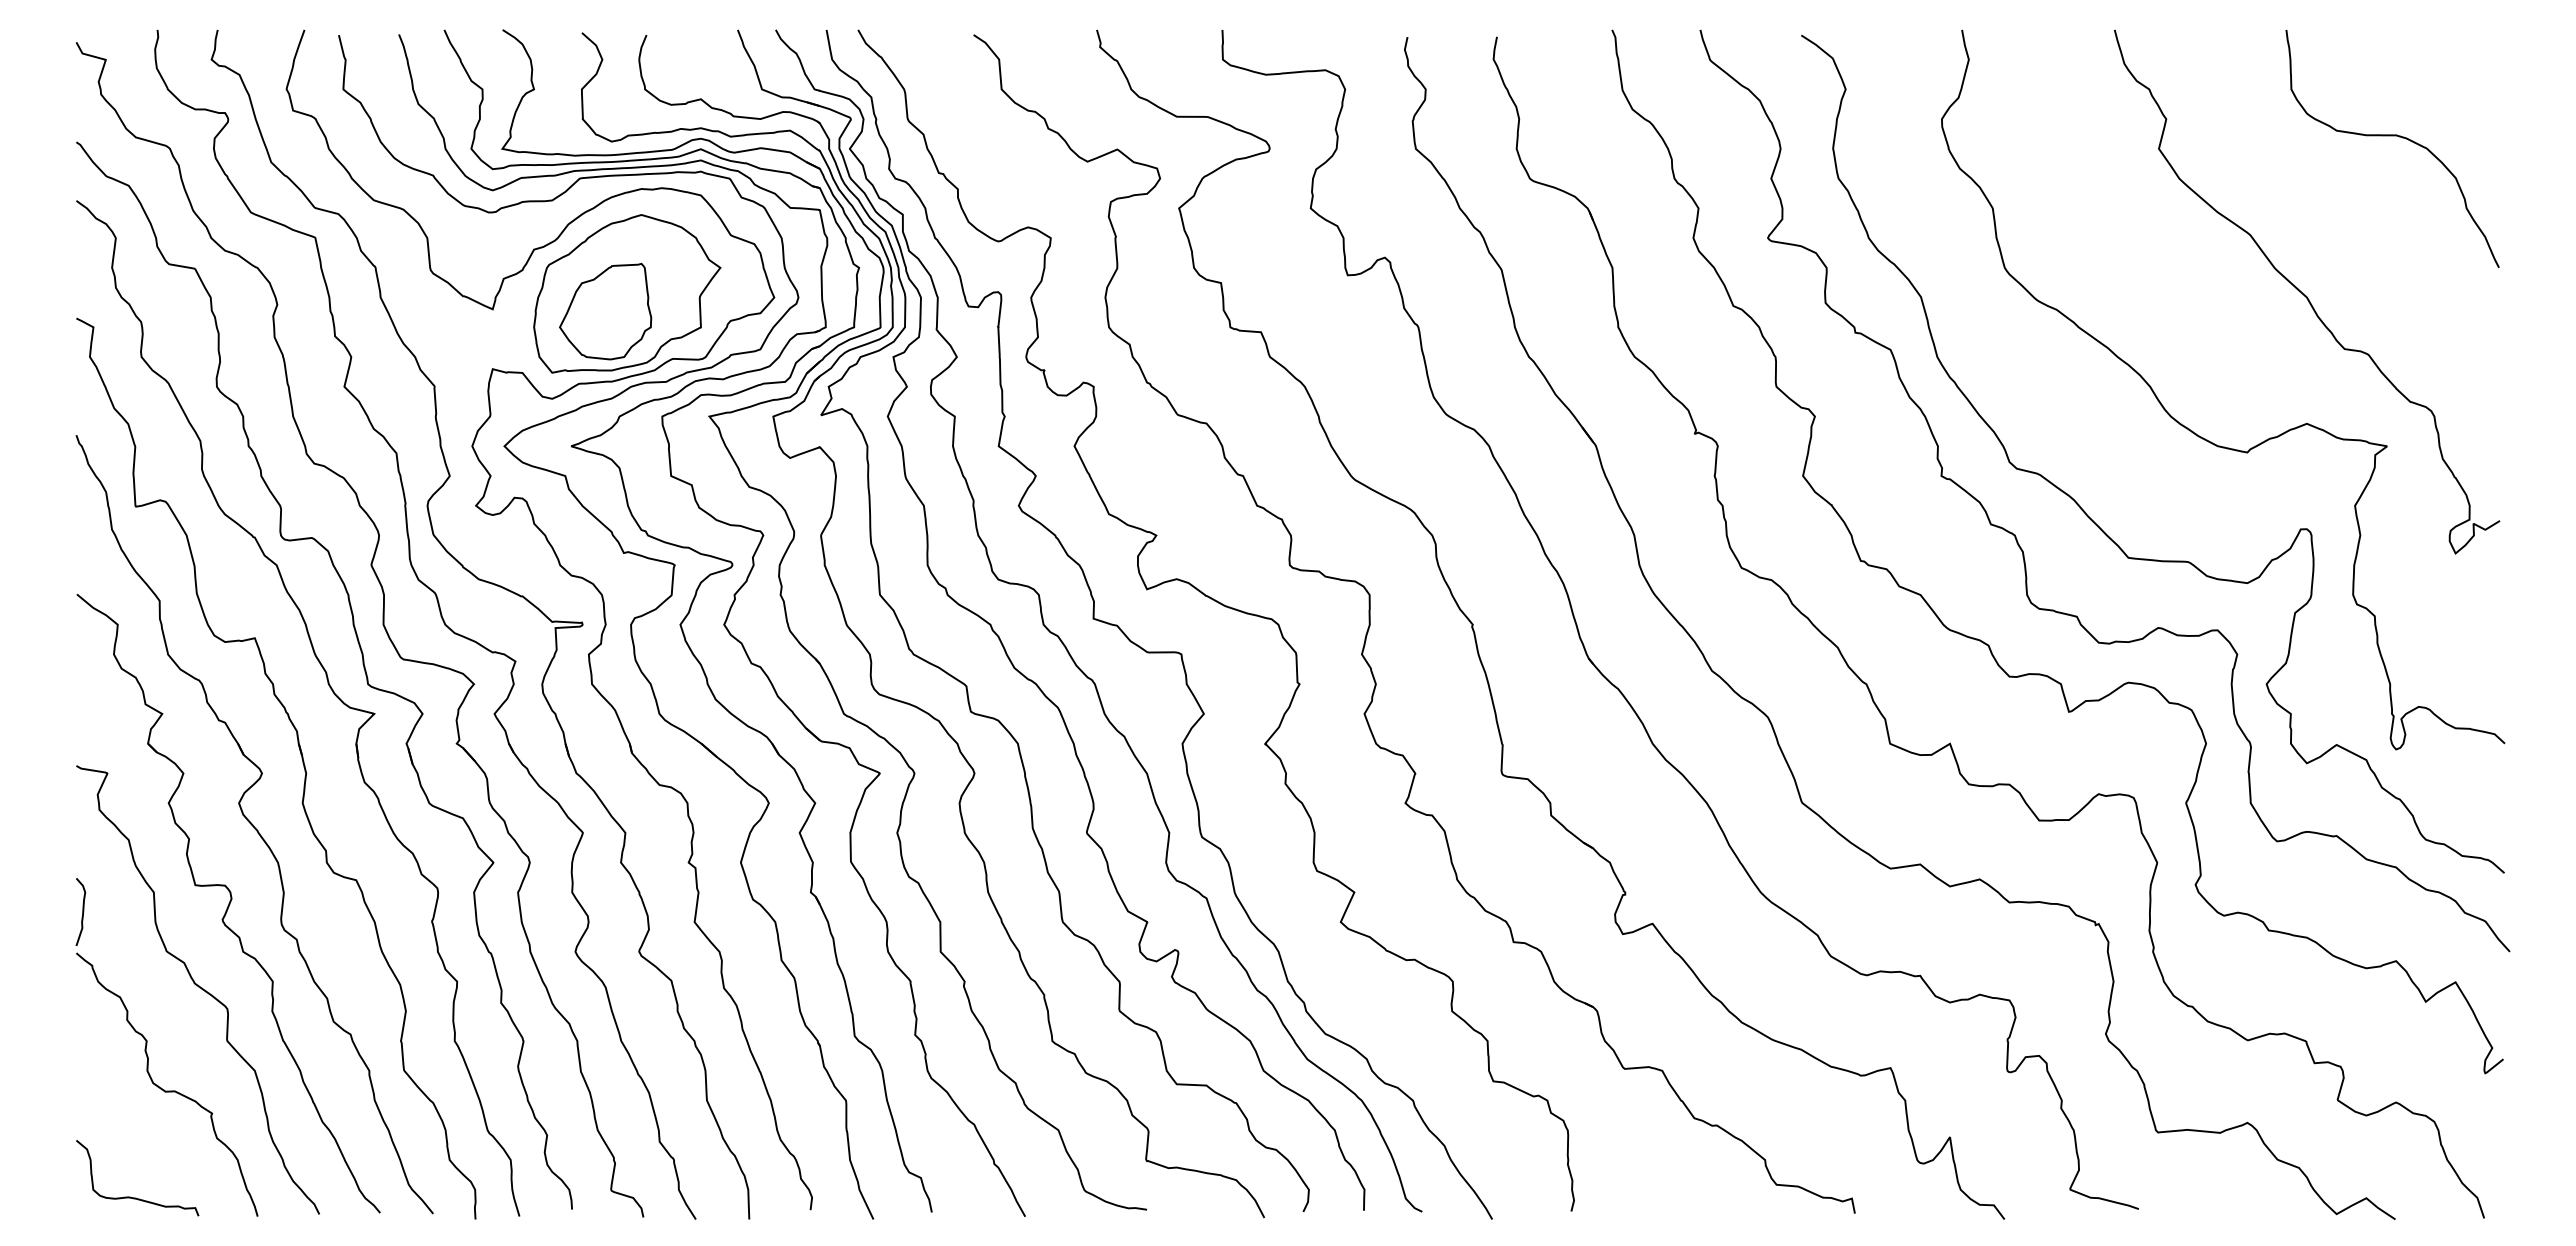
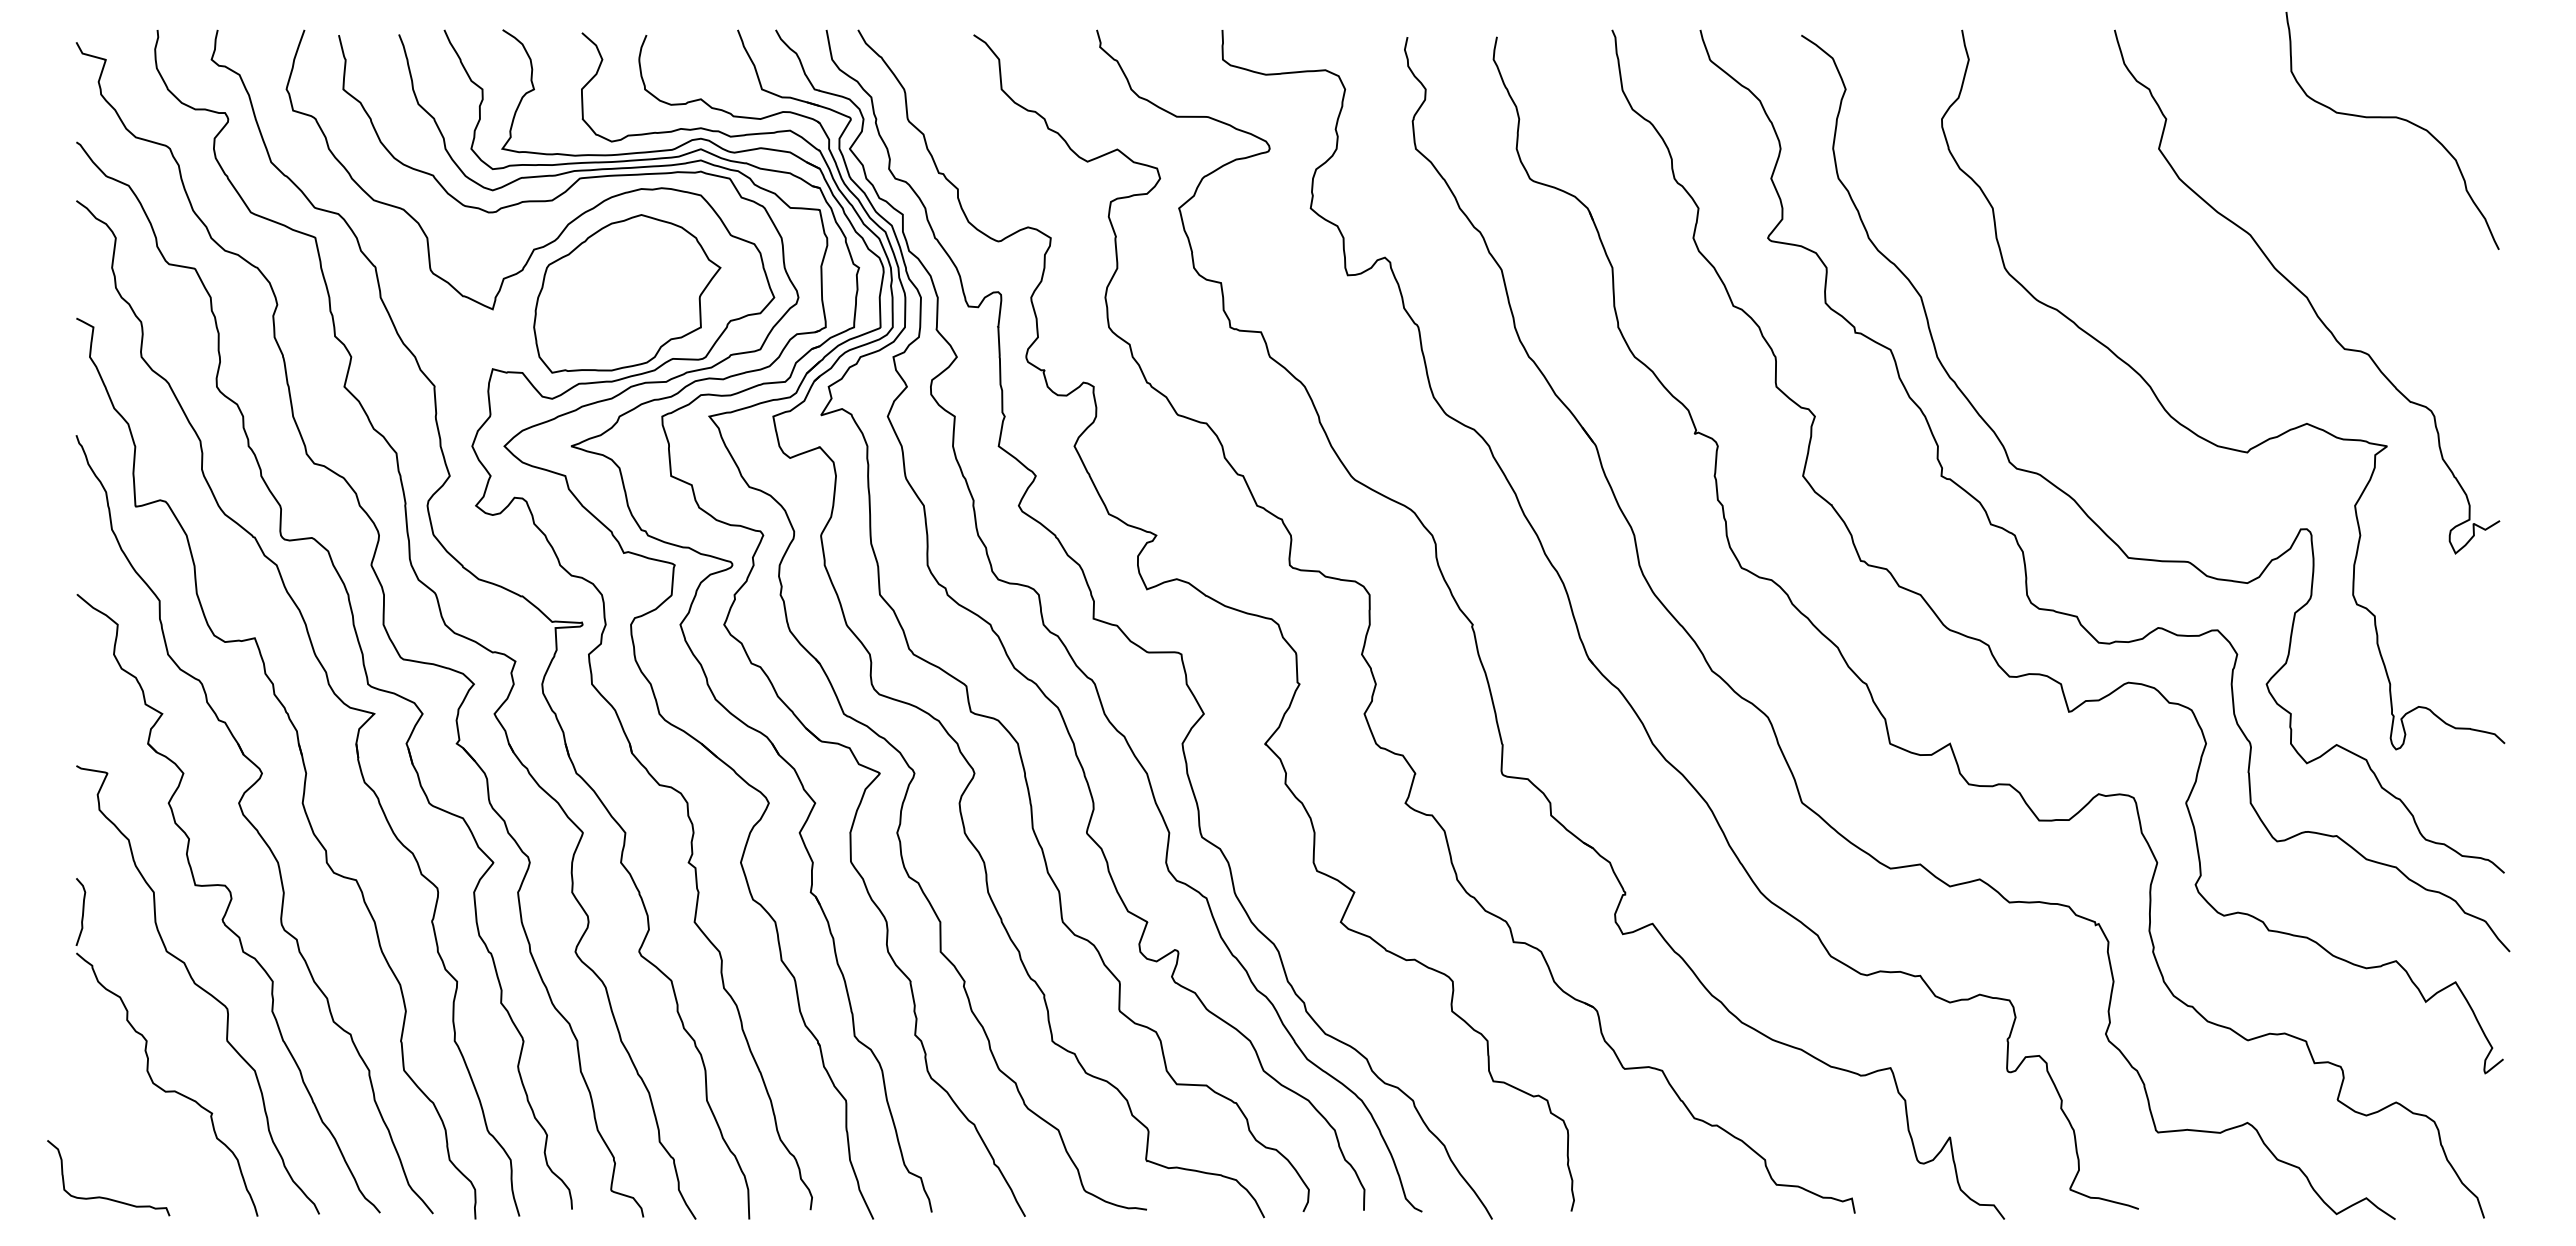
curve position: (2392, 136) -> (2392, 118) (2392, 118)
part: present -> none (605, 311)
curve position: (136, 1197) -> (107, 1197) (107, 1197)
